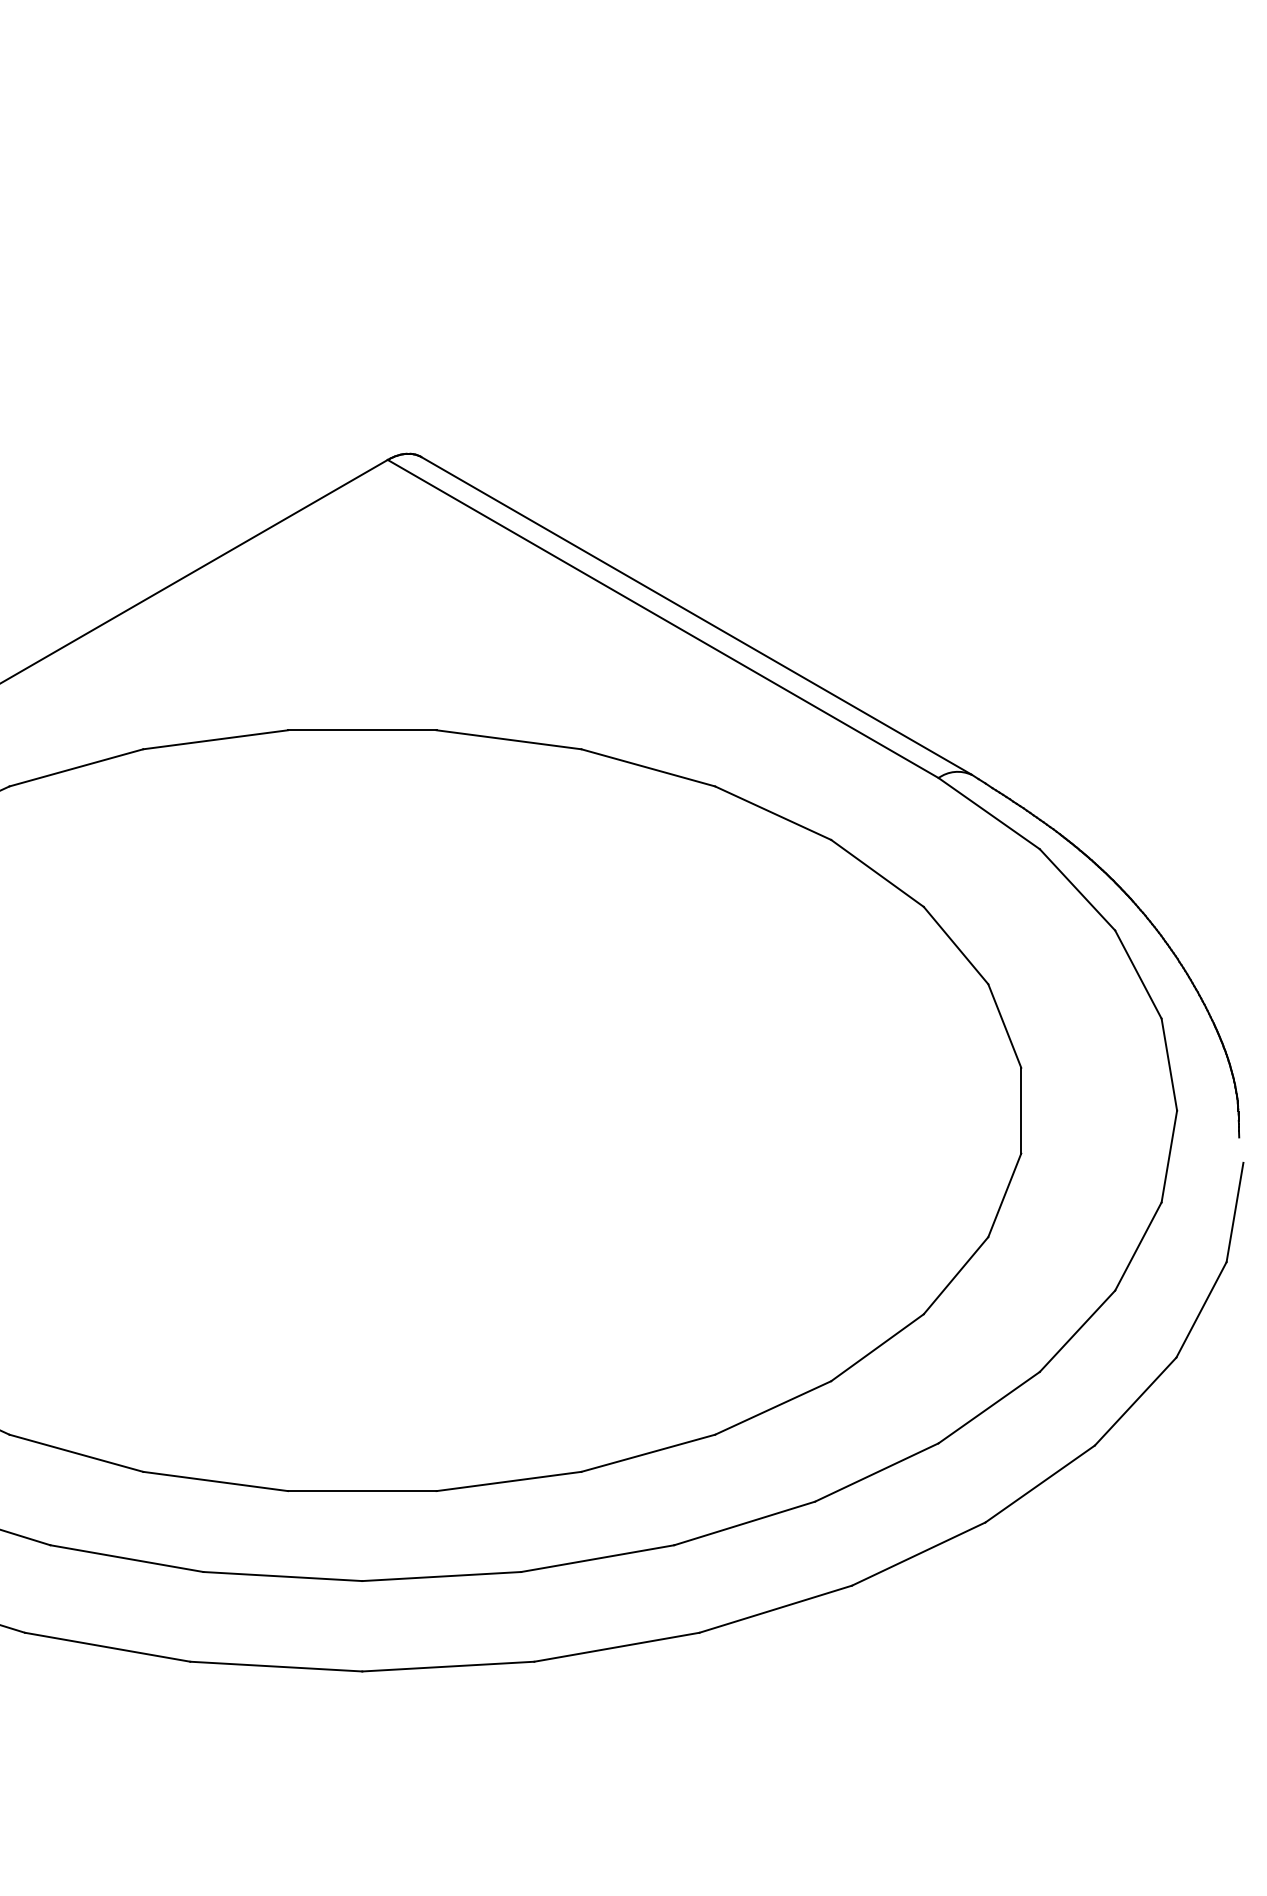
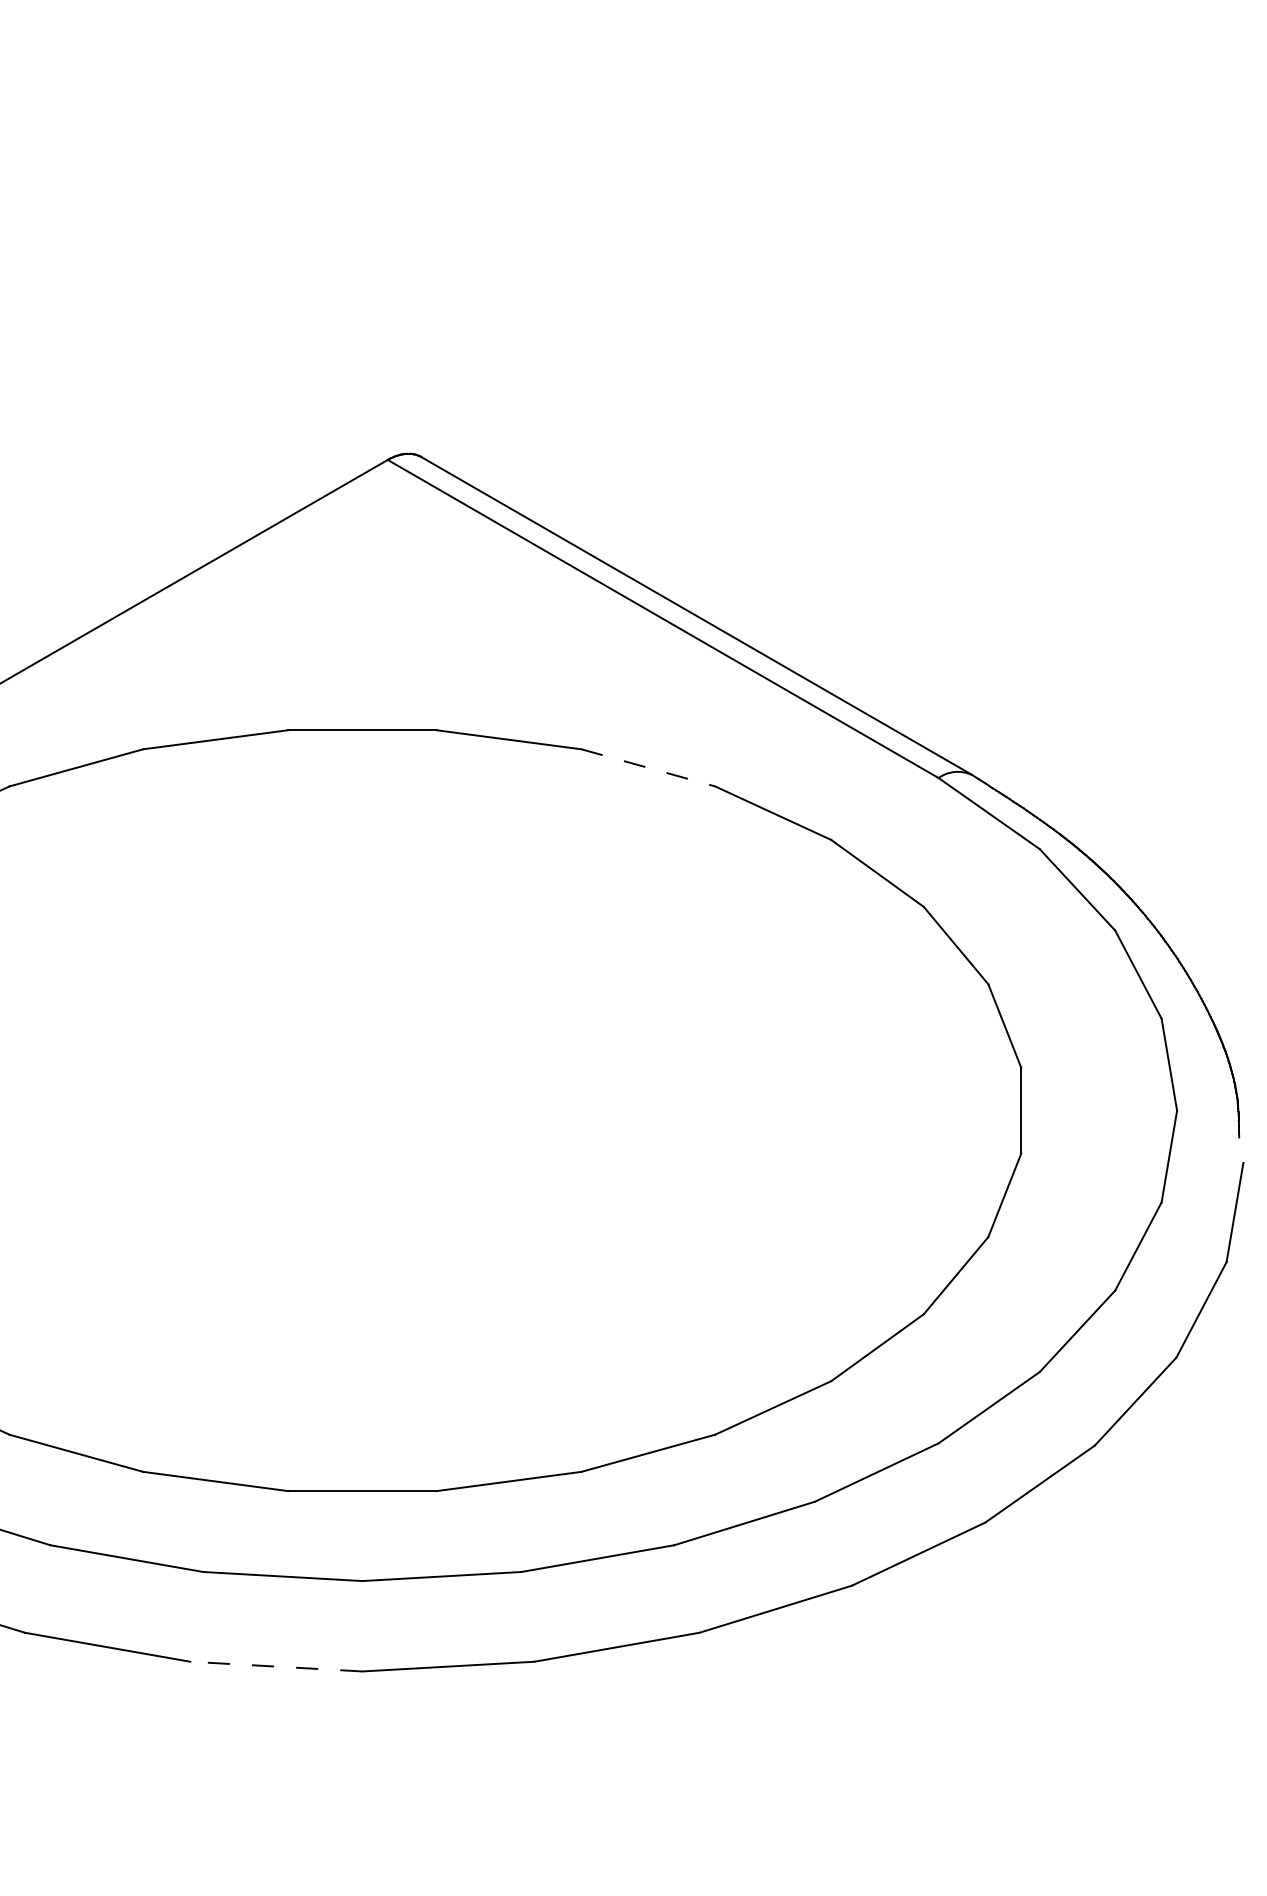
line: solid -> dashed (648, 767)
line: solid -> dashed (275, 1666)
